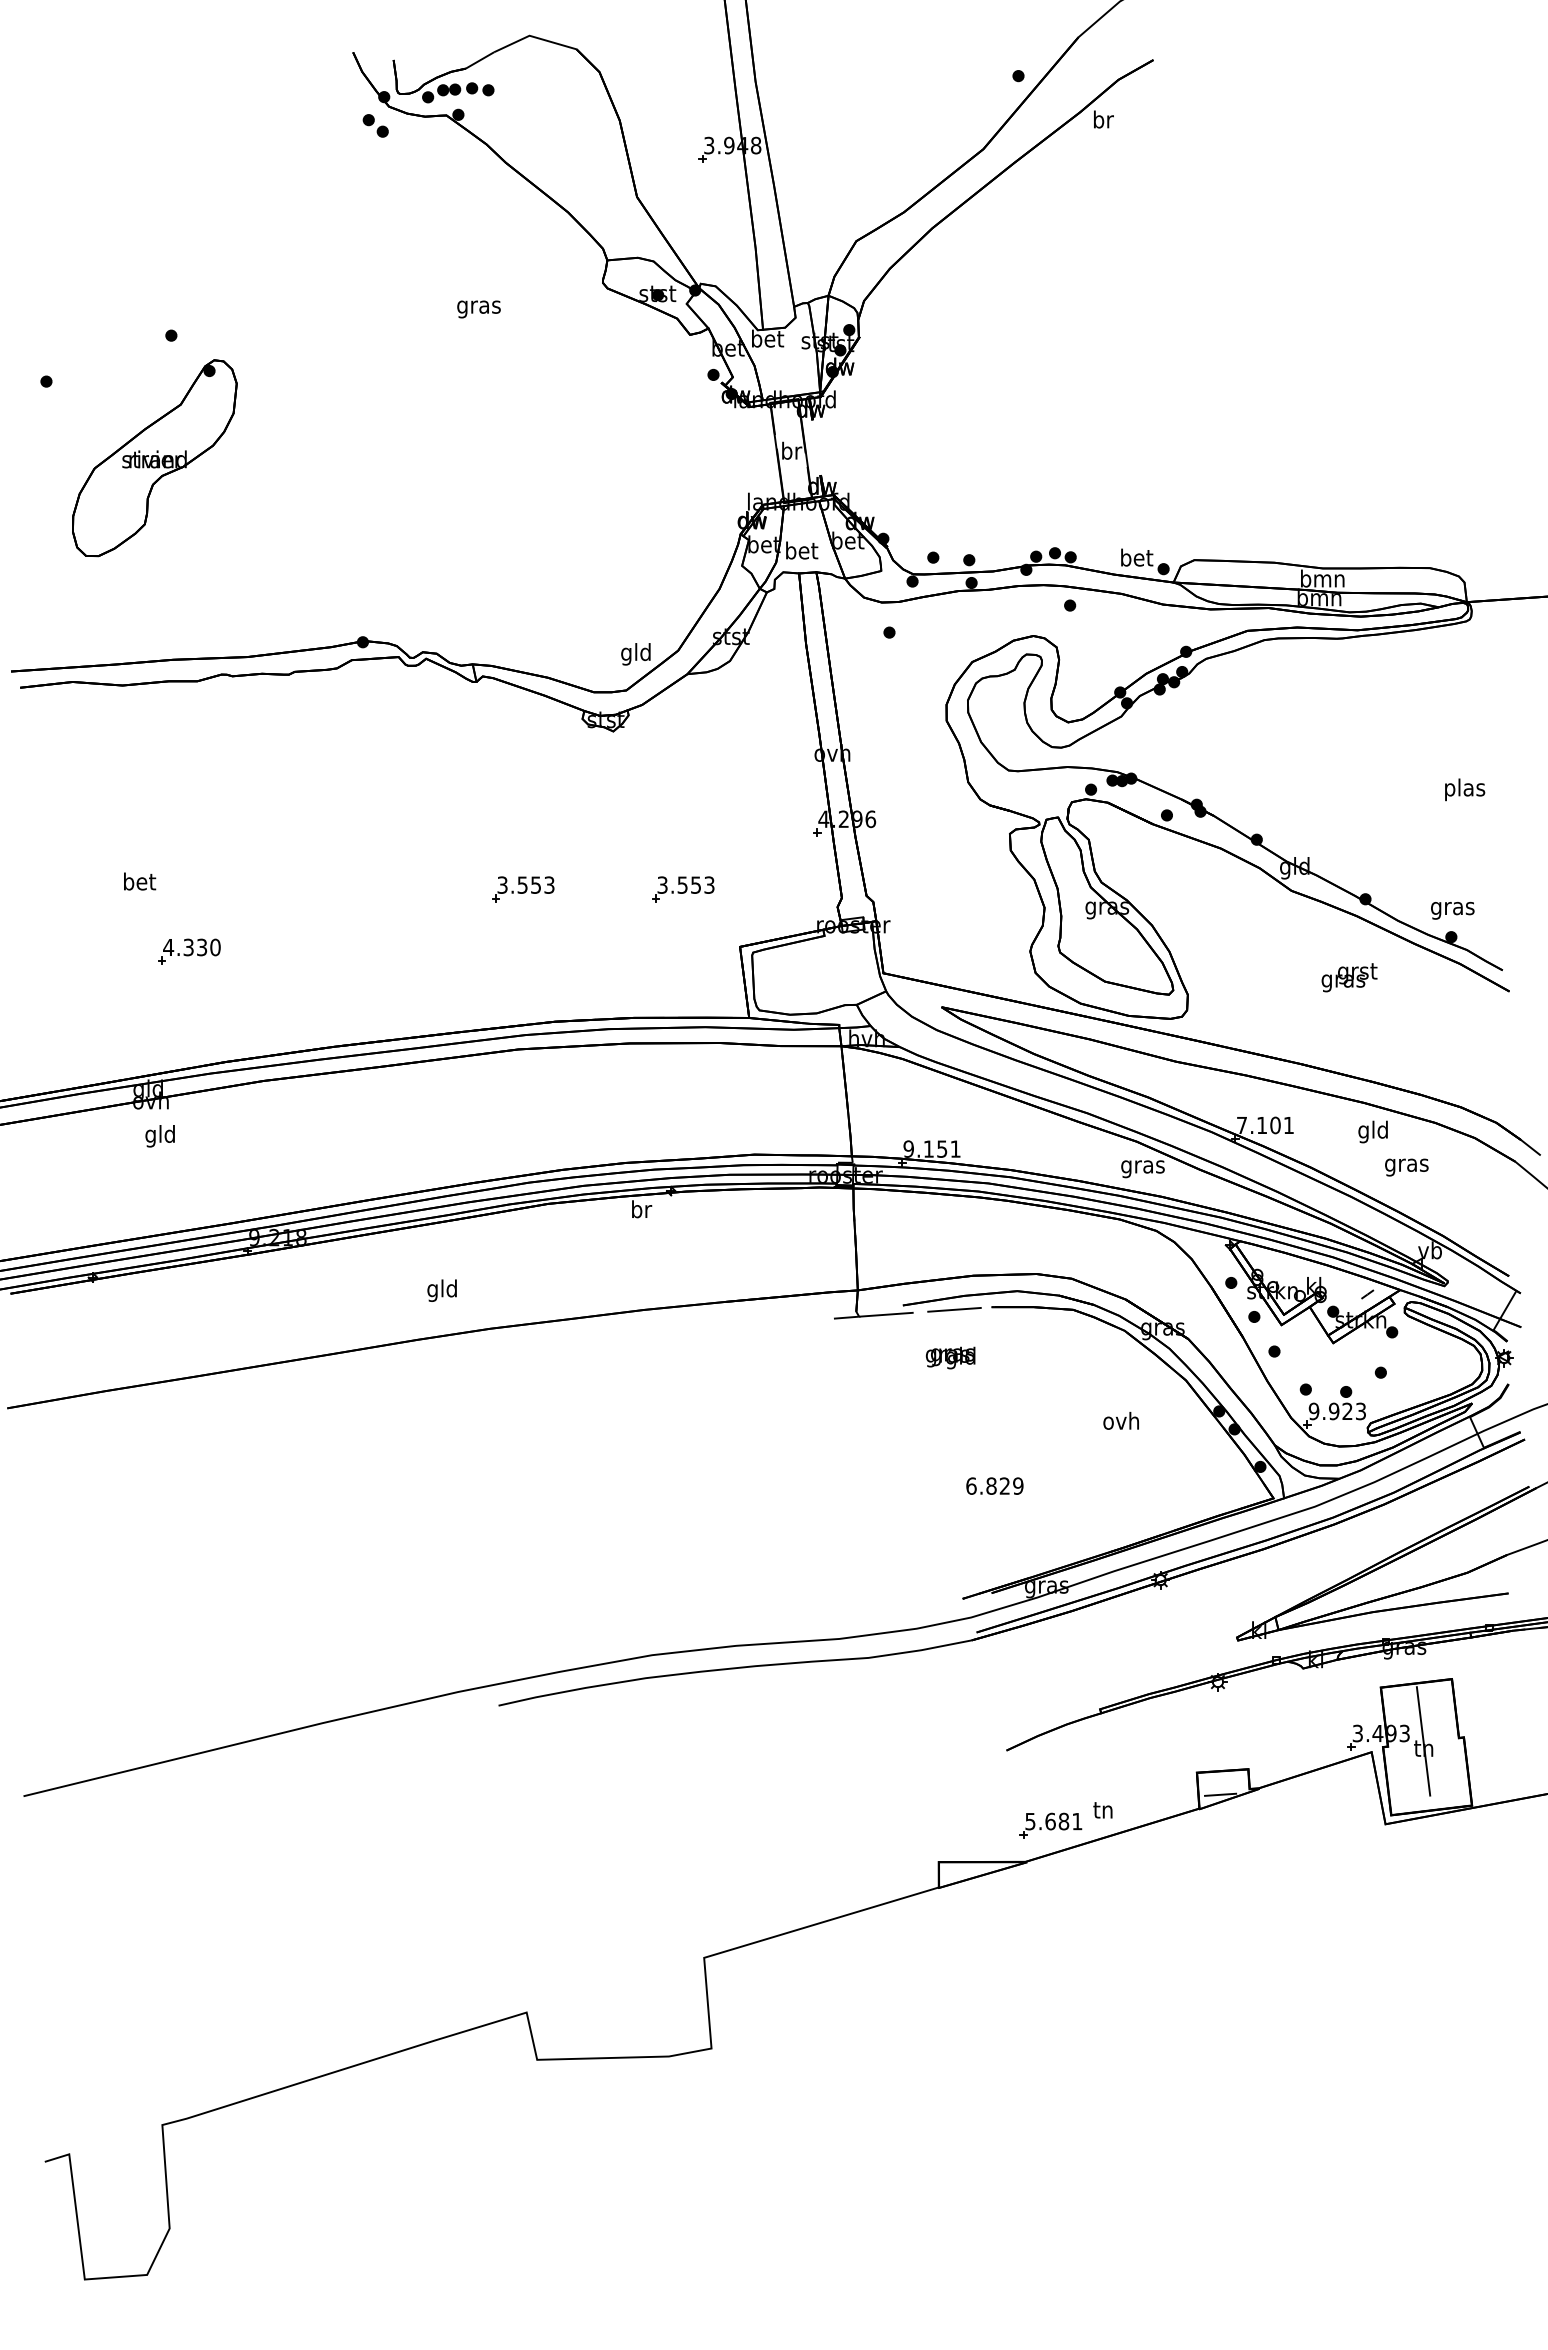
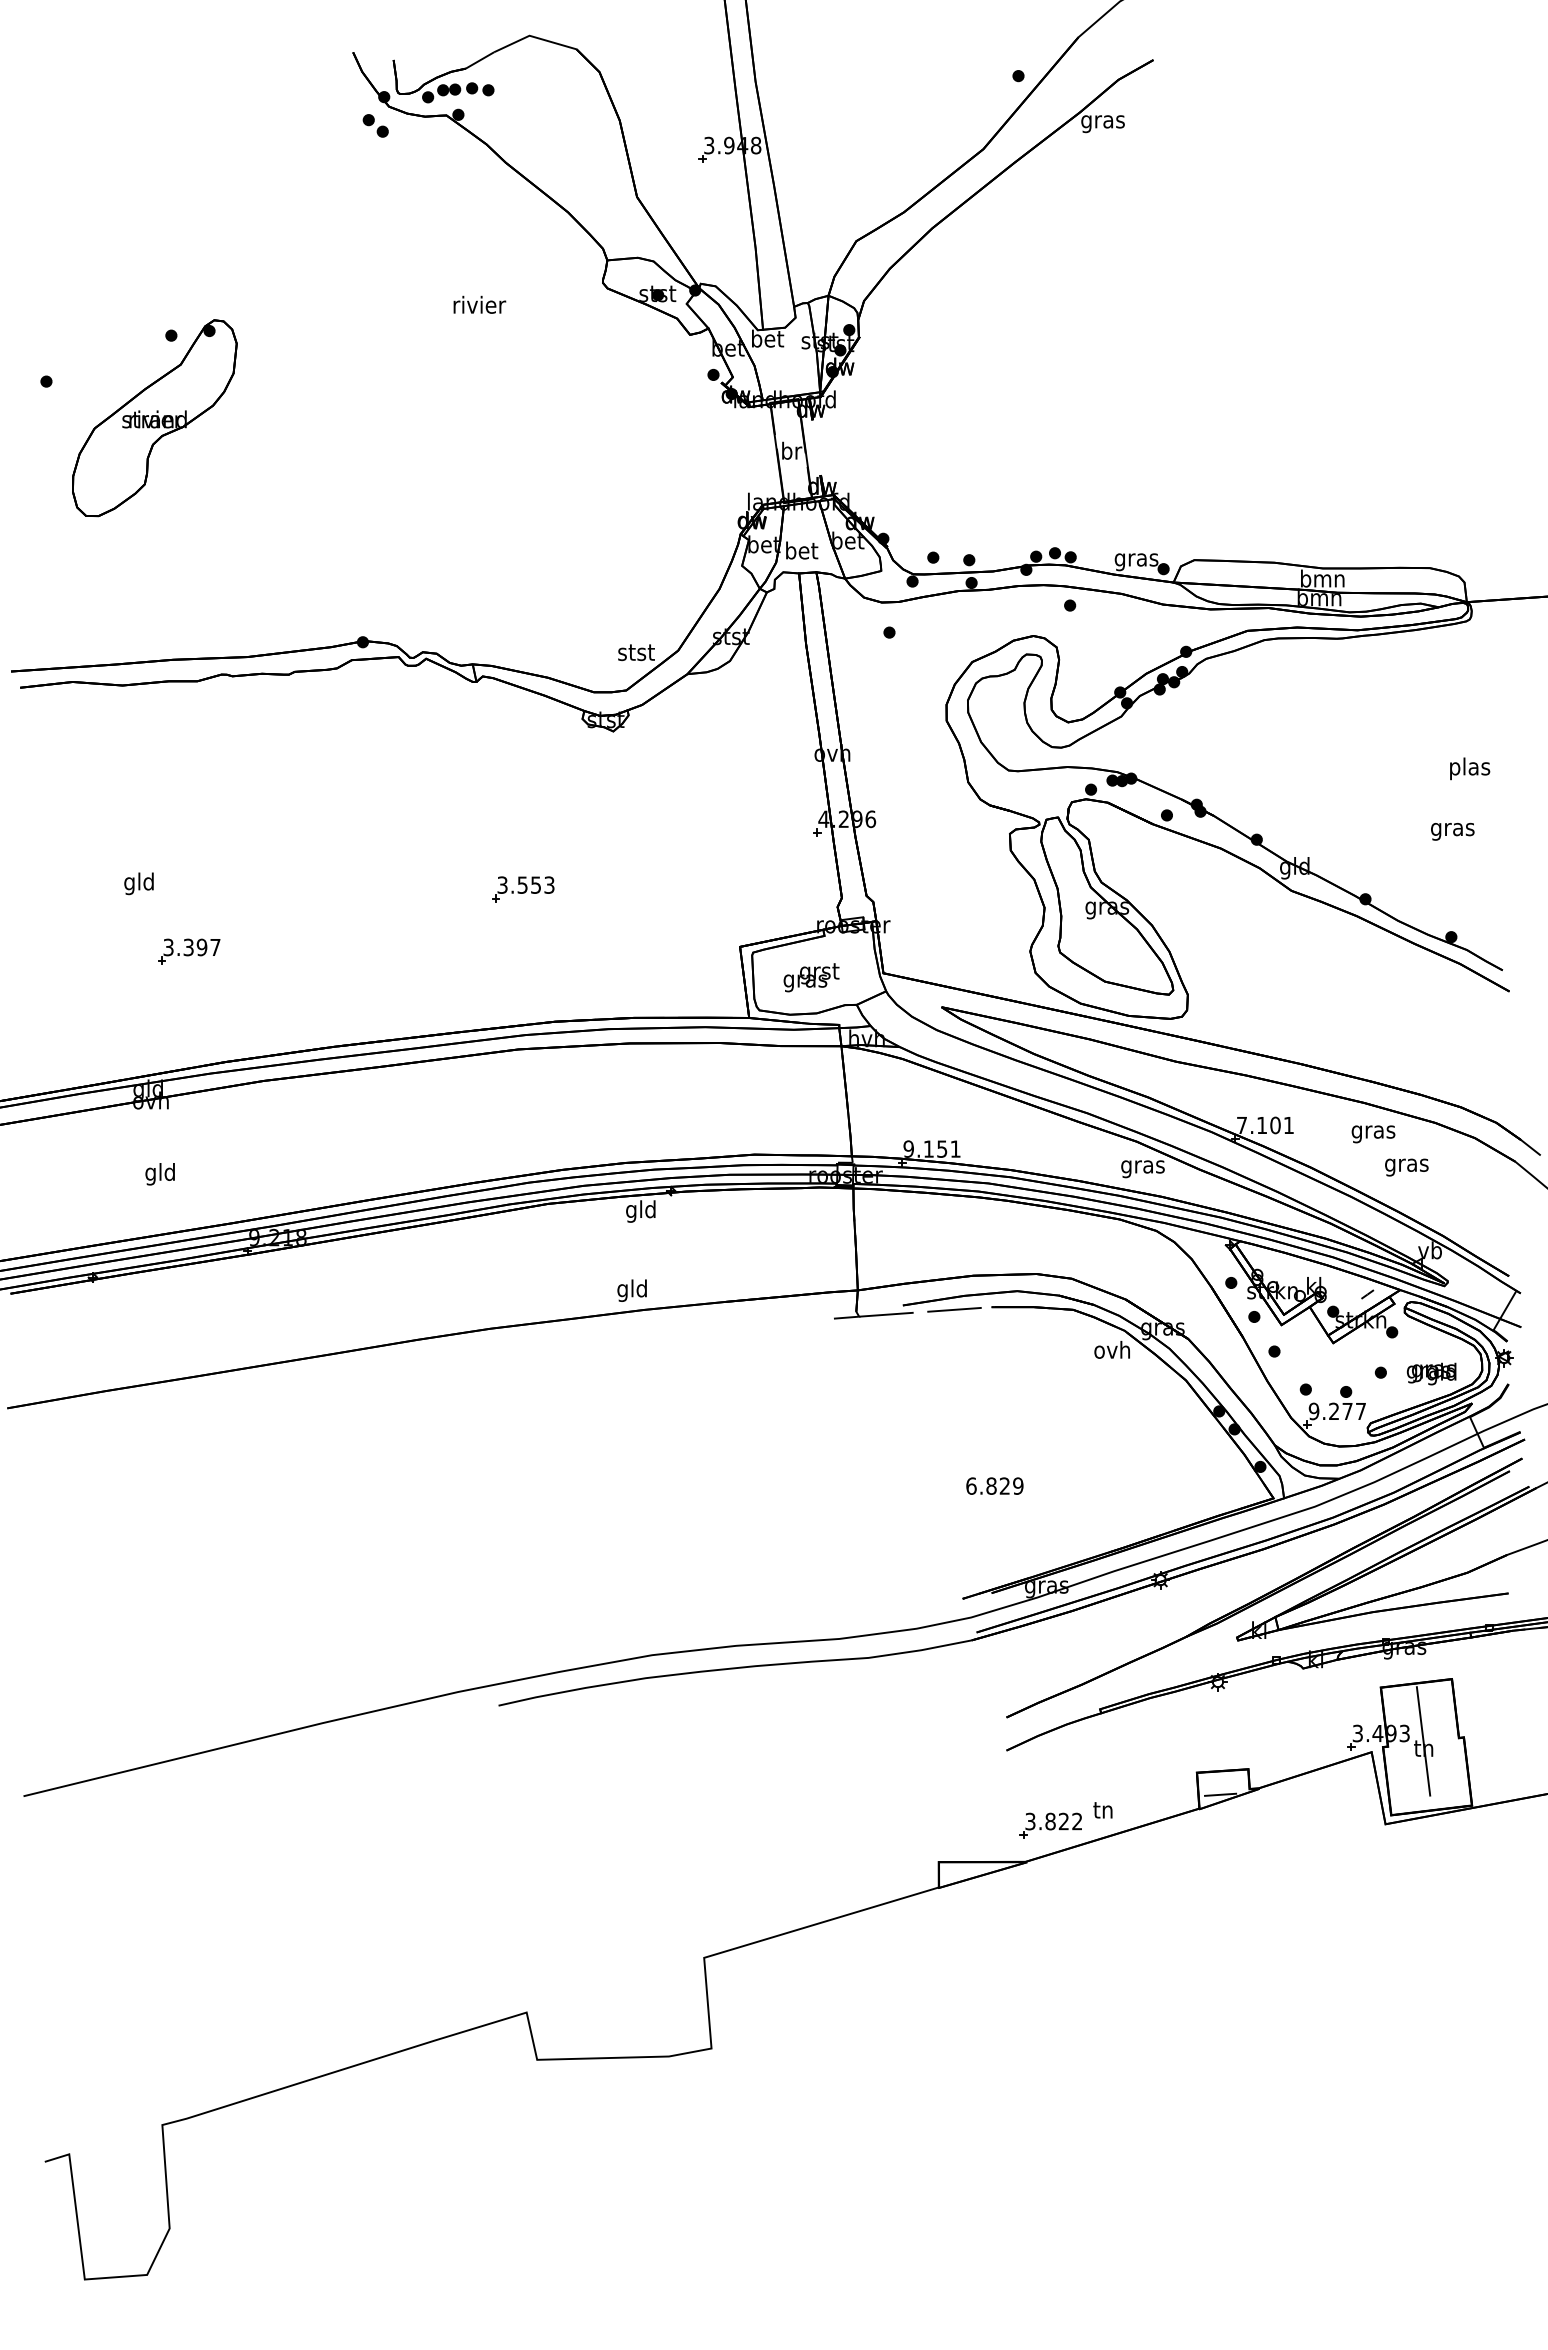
text: br -> gras (1102, 121)
text: gras -> rivier (479, 306)
part position: (154, 458) -> (154, 418) (154, 418)
text: bet -> gras (1136, 559)
text: gld -> stst (636, 654)
text position: (1465, 789) -> (1470, 768) (1470, 768)
text: bet -> gld (140, 883)
part: present -> none (683, 889)
text position: (1452, 910) -> (1452, 831) (1452, 831)
text: 4.330 -> 3.397 (191, 947)
text position: (1349, 977) -> (811, 977) (811, 977)
text: gld -> gras (1373, 1131)
text position: (159, 1136) -> (159, 1174) (159, 1174)
text: br -> gld (640, 1211)
text position: (441, 1290) -> (631, 1290) (631, 1290)
text position: (950, 1357) -> (1431, 1373) (1431, 1373)
text: 9.923 -> 9.277 (1347, 1411)
text position: (1120, 1420) -> (1111, 1349) (1111, 1349)
part: none -> present (1264, 1587)
text: 5.681 -> 3.822 (1054, 1821)
